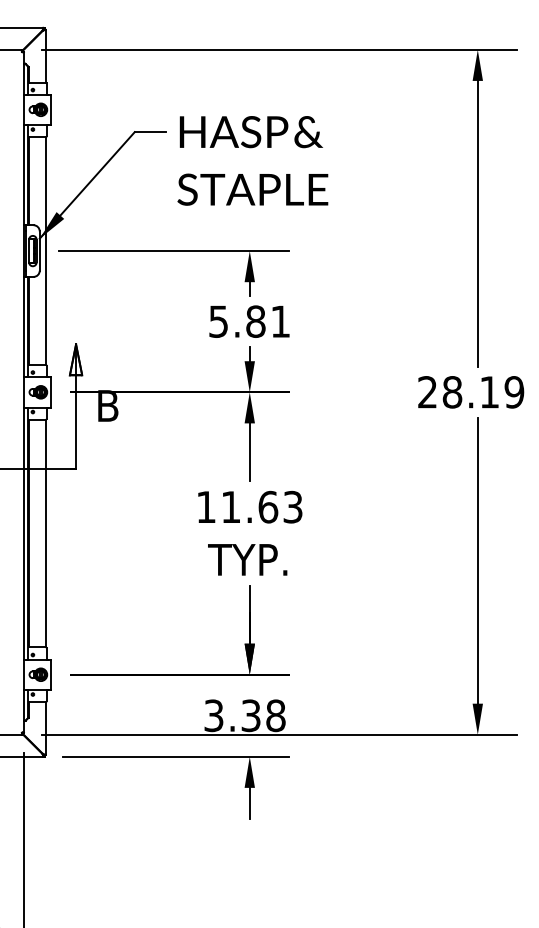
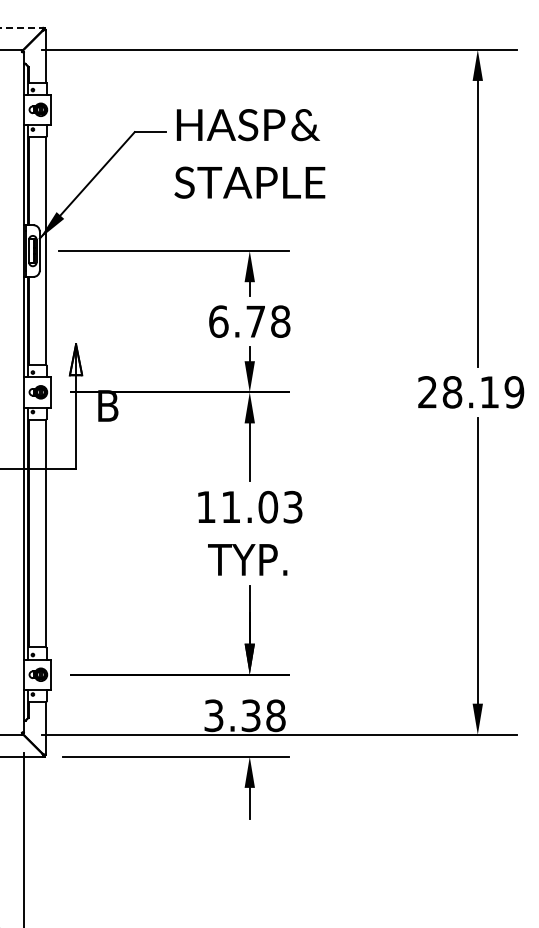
line: solid -> dashed (22, 27)
text position: (252, 160) -> (249, 153) (249, 153)
text: 5.81 -> 6.78 (249, 321)
text: 11.63 -> 11.03 (268, 506)
